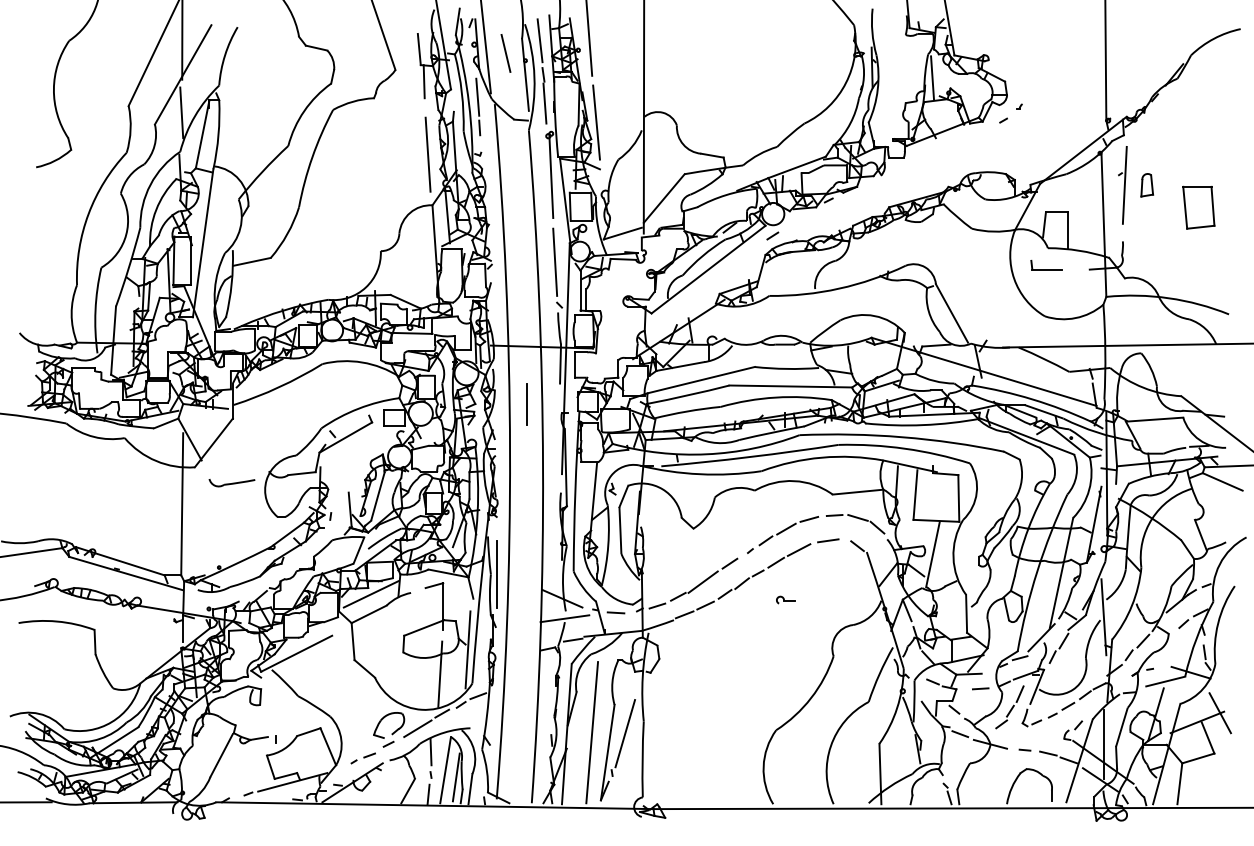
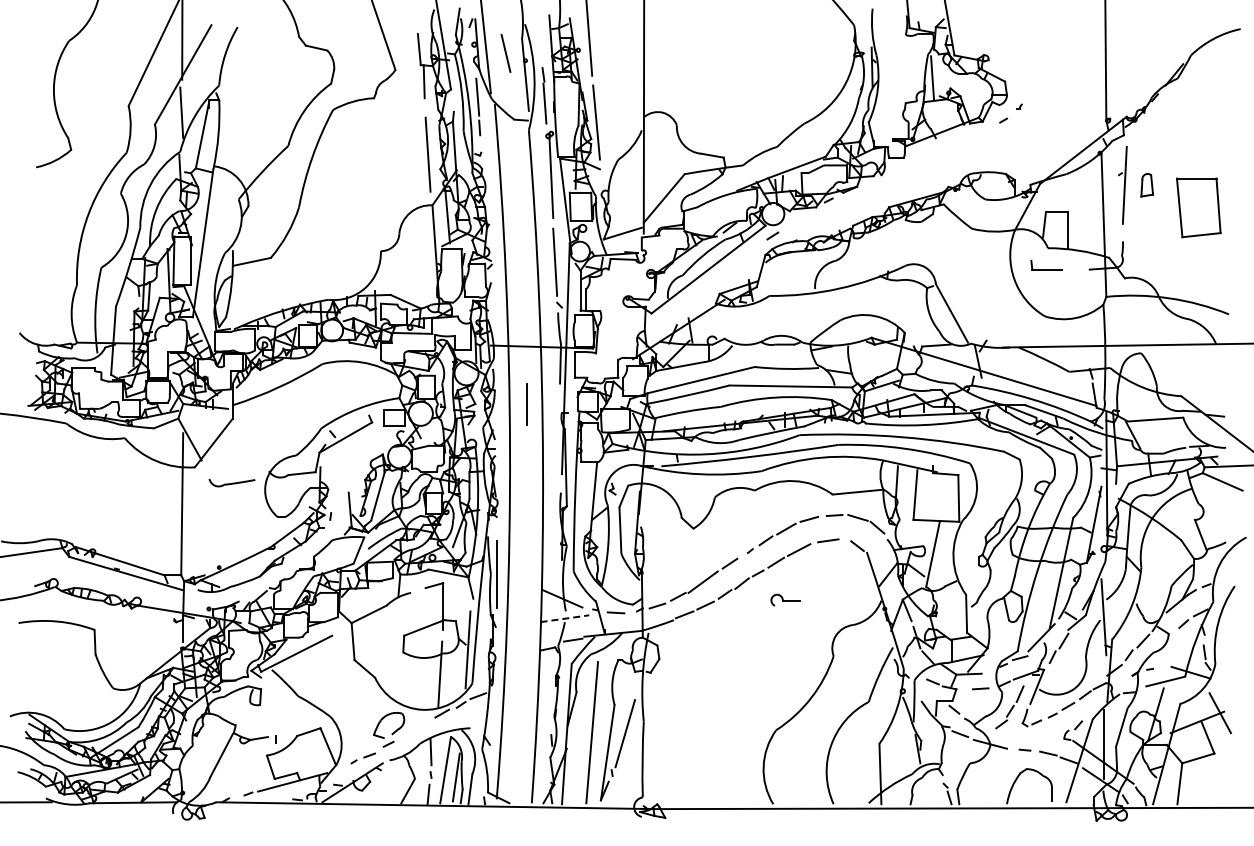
line: present -> none (539, 40)
part size: 34x45 px -> 46x62 px (1198, 207)
line: present -> none (370, 594)
part size: 20x10 px -> 31x14 px (785, 599)
line: solid -> dashed (564, 618)
line: present -> none (417, 728)
